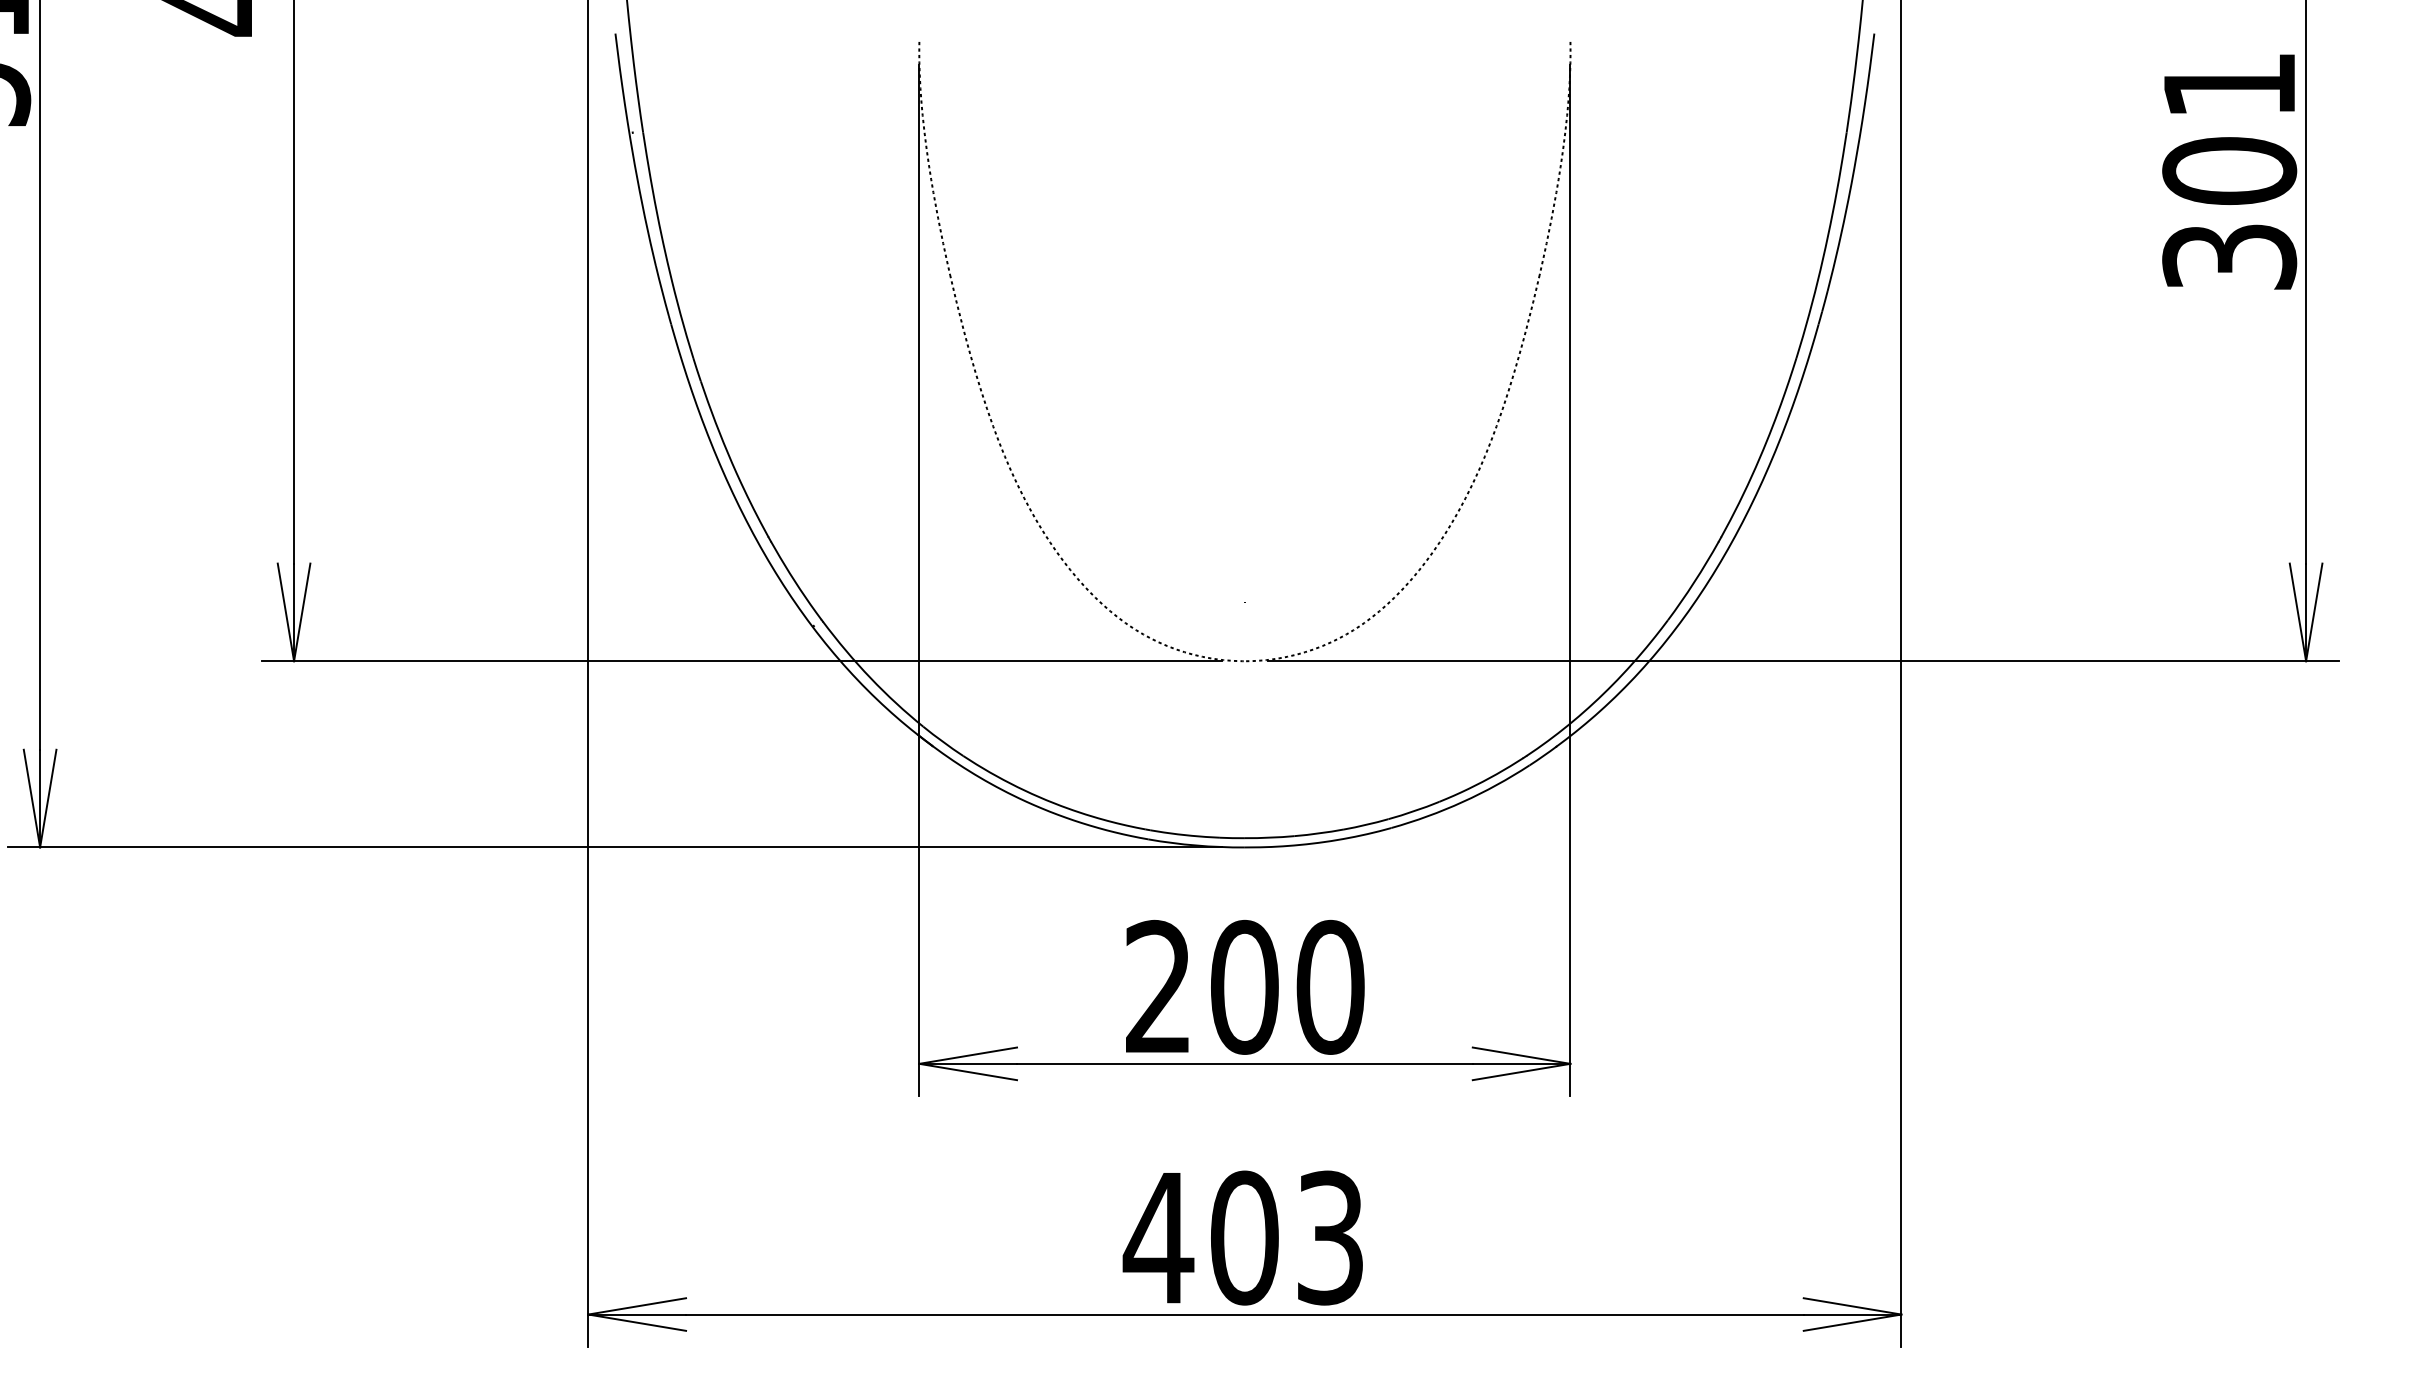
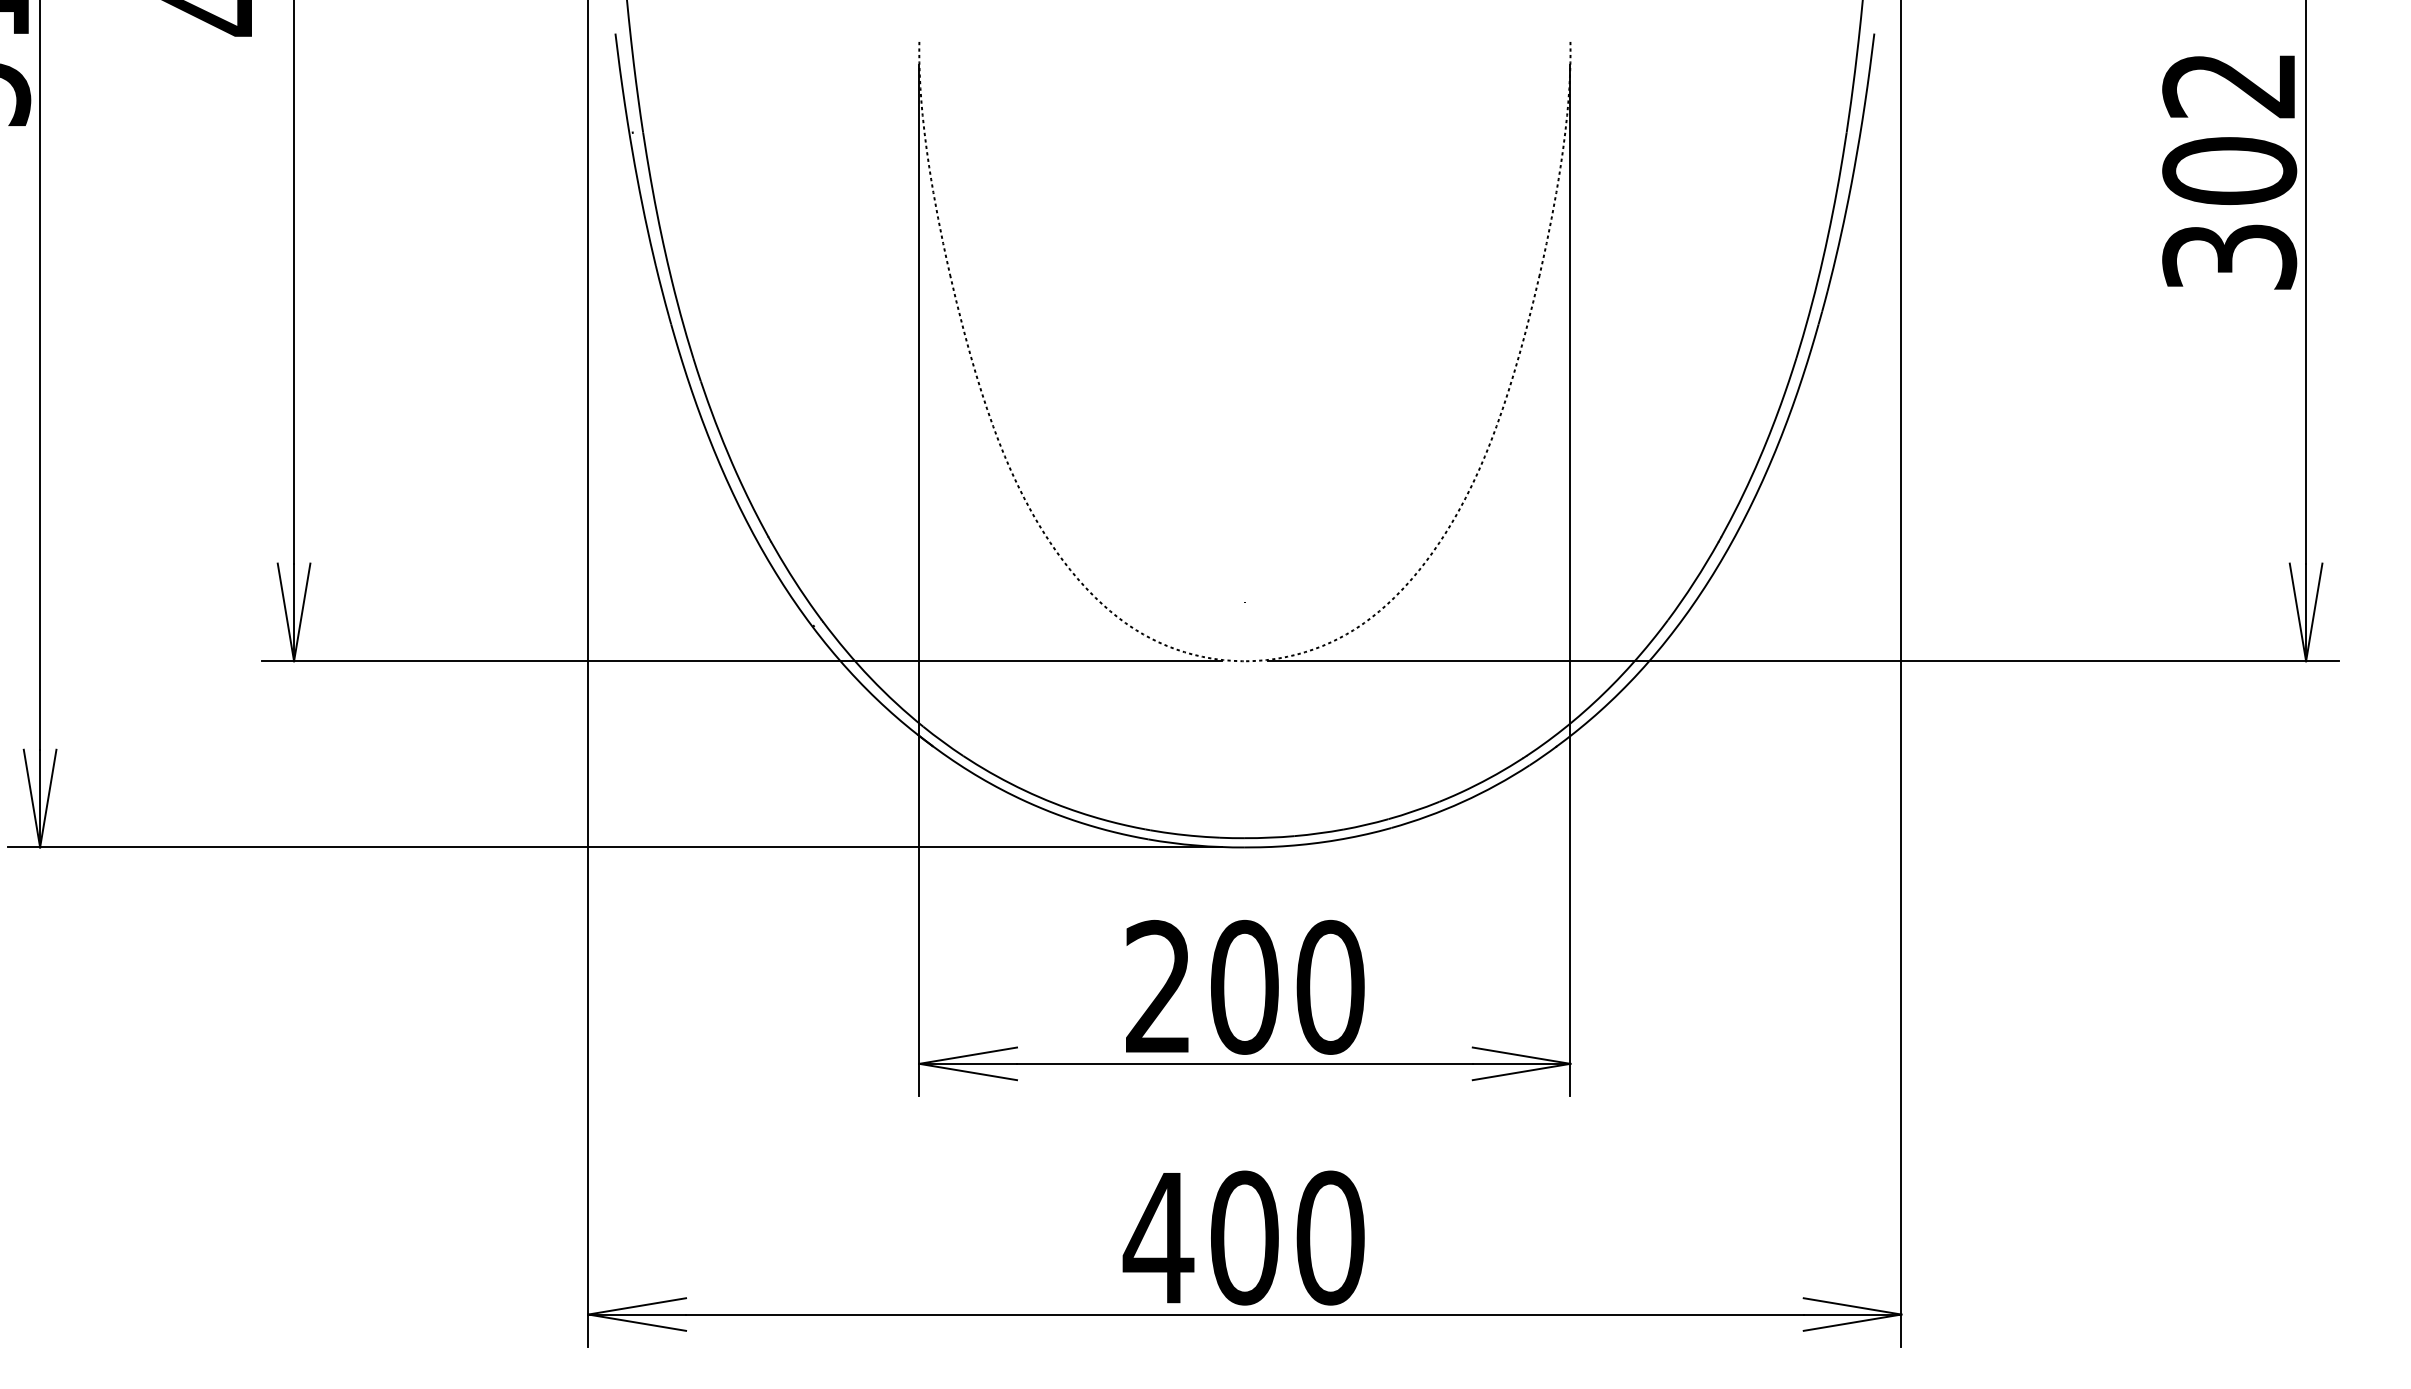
text: 301 -> 302 (2228, 86)
text: 403 -> 400 (1330, 1237)
